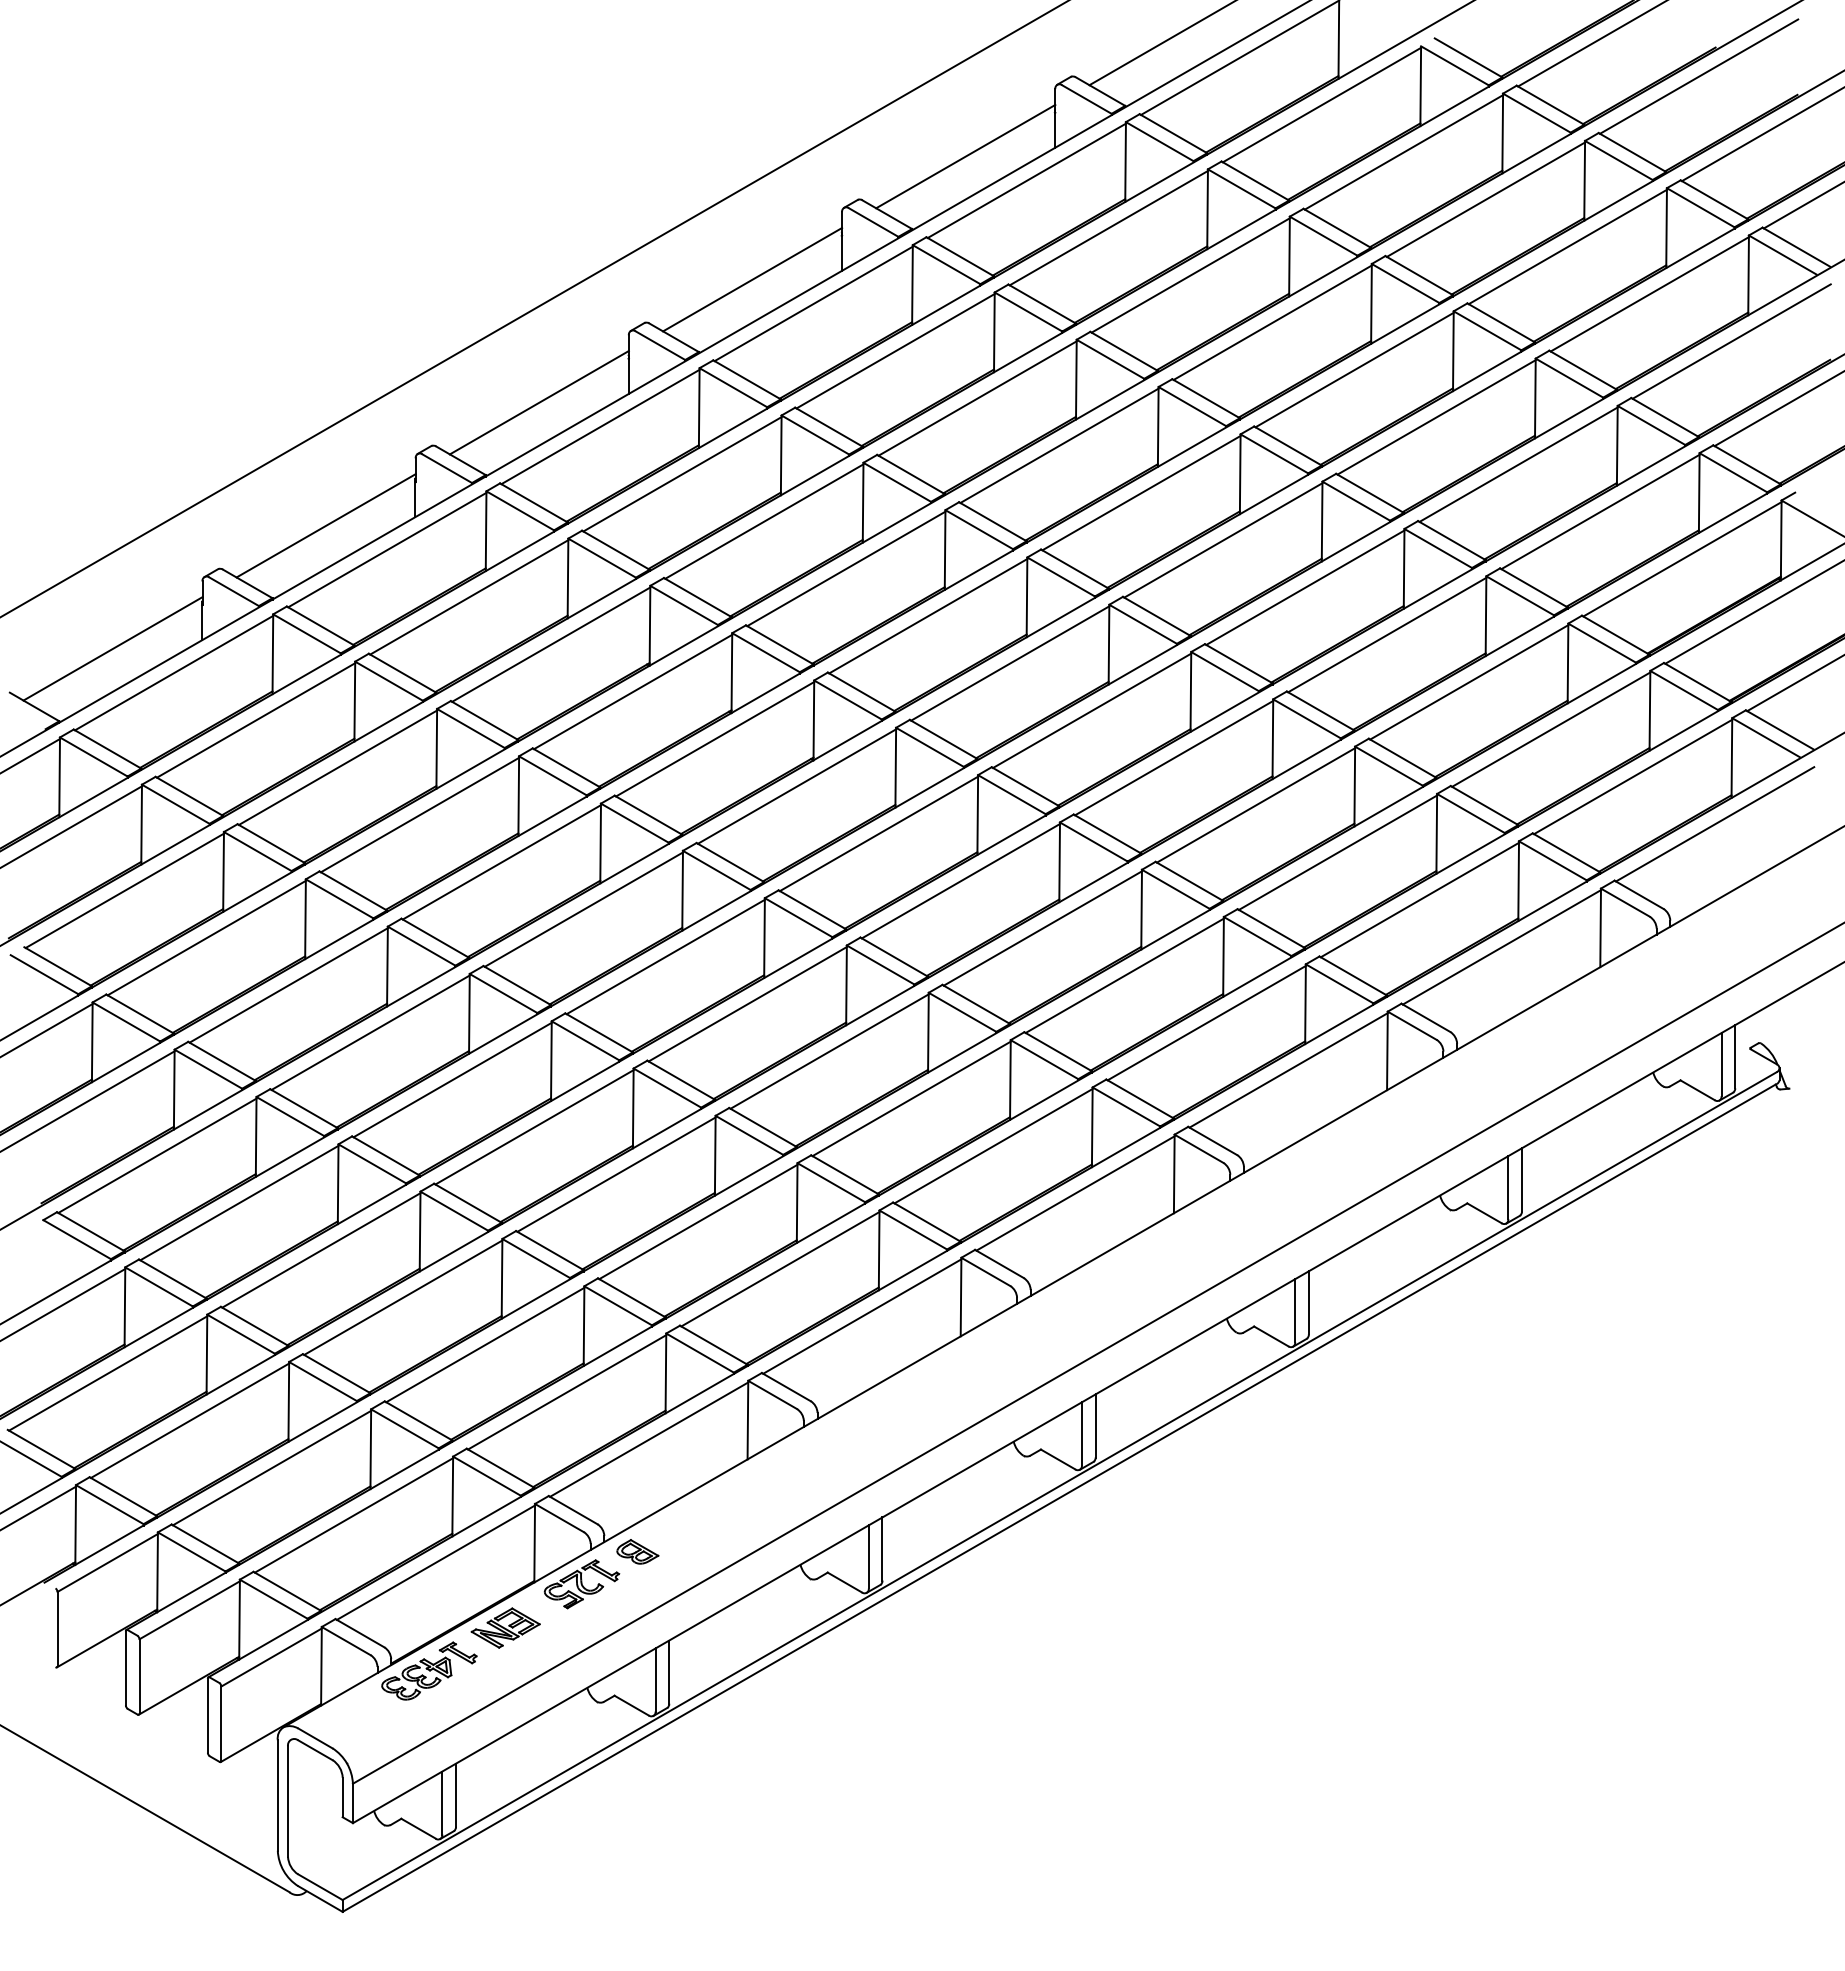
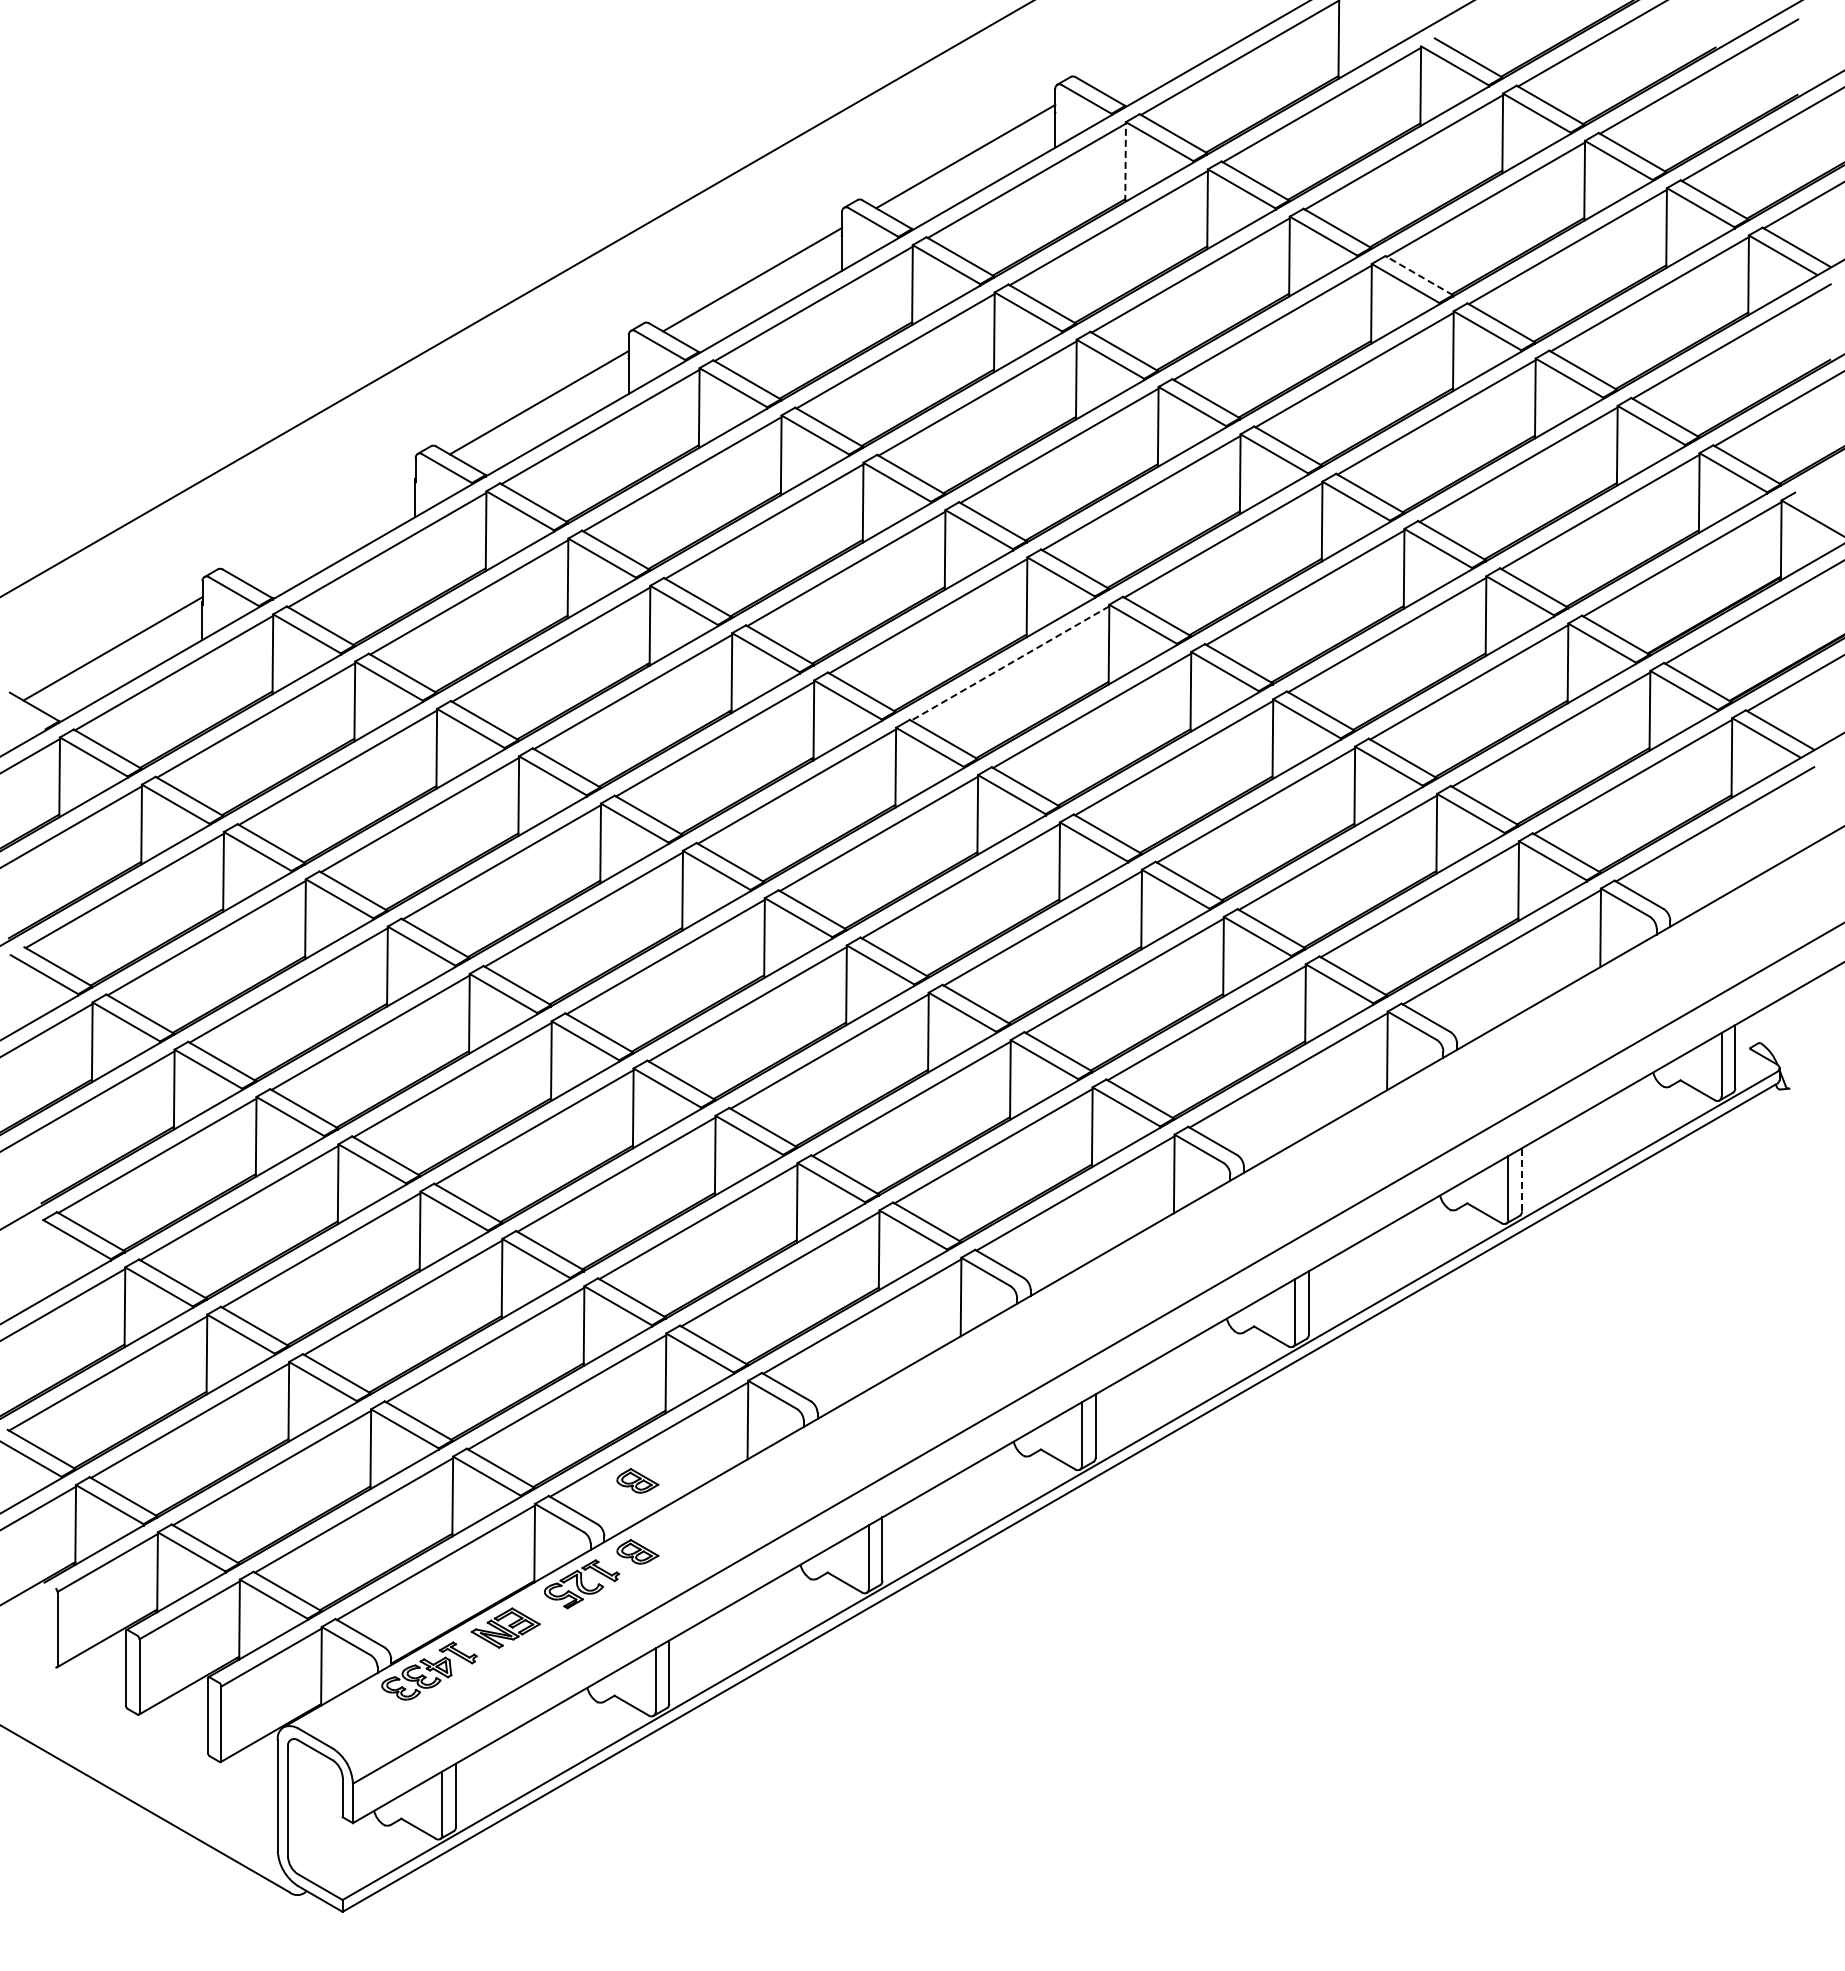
line: present -> none (1160, 43)
line: solid -> dashed (1125, 162)
line: solid -> dashed (1418, 275)
line position: (533, 309) -> (516, 298) (516, 298)
line: present -> none (325, 525)
line: solid -> dashed (1009, 663)
line: solid -> dashed (1521, 1179)
part: none -> present (637, 1480)
